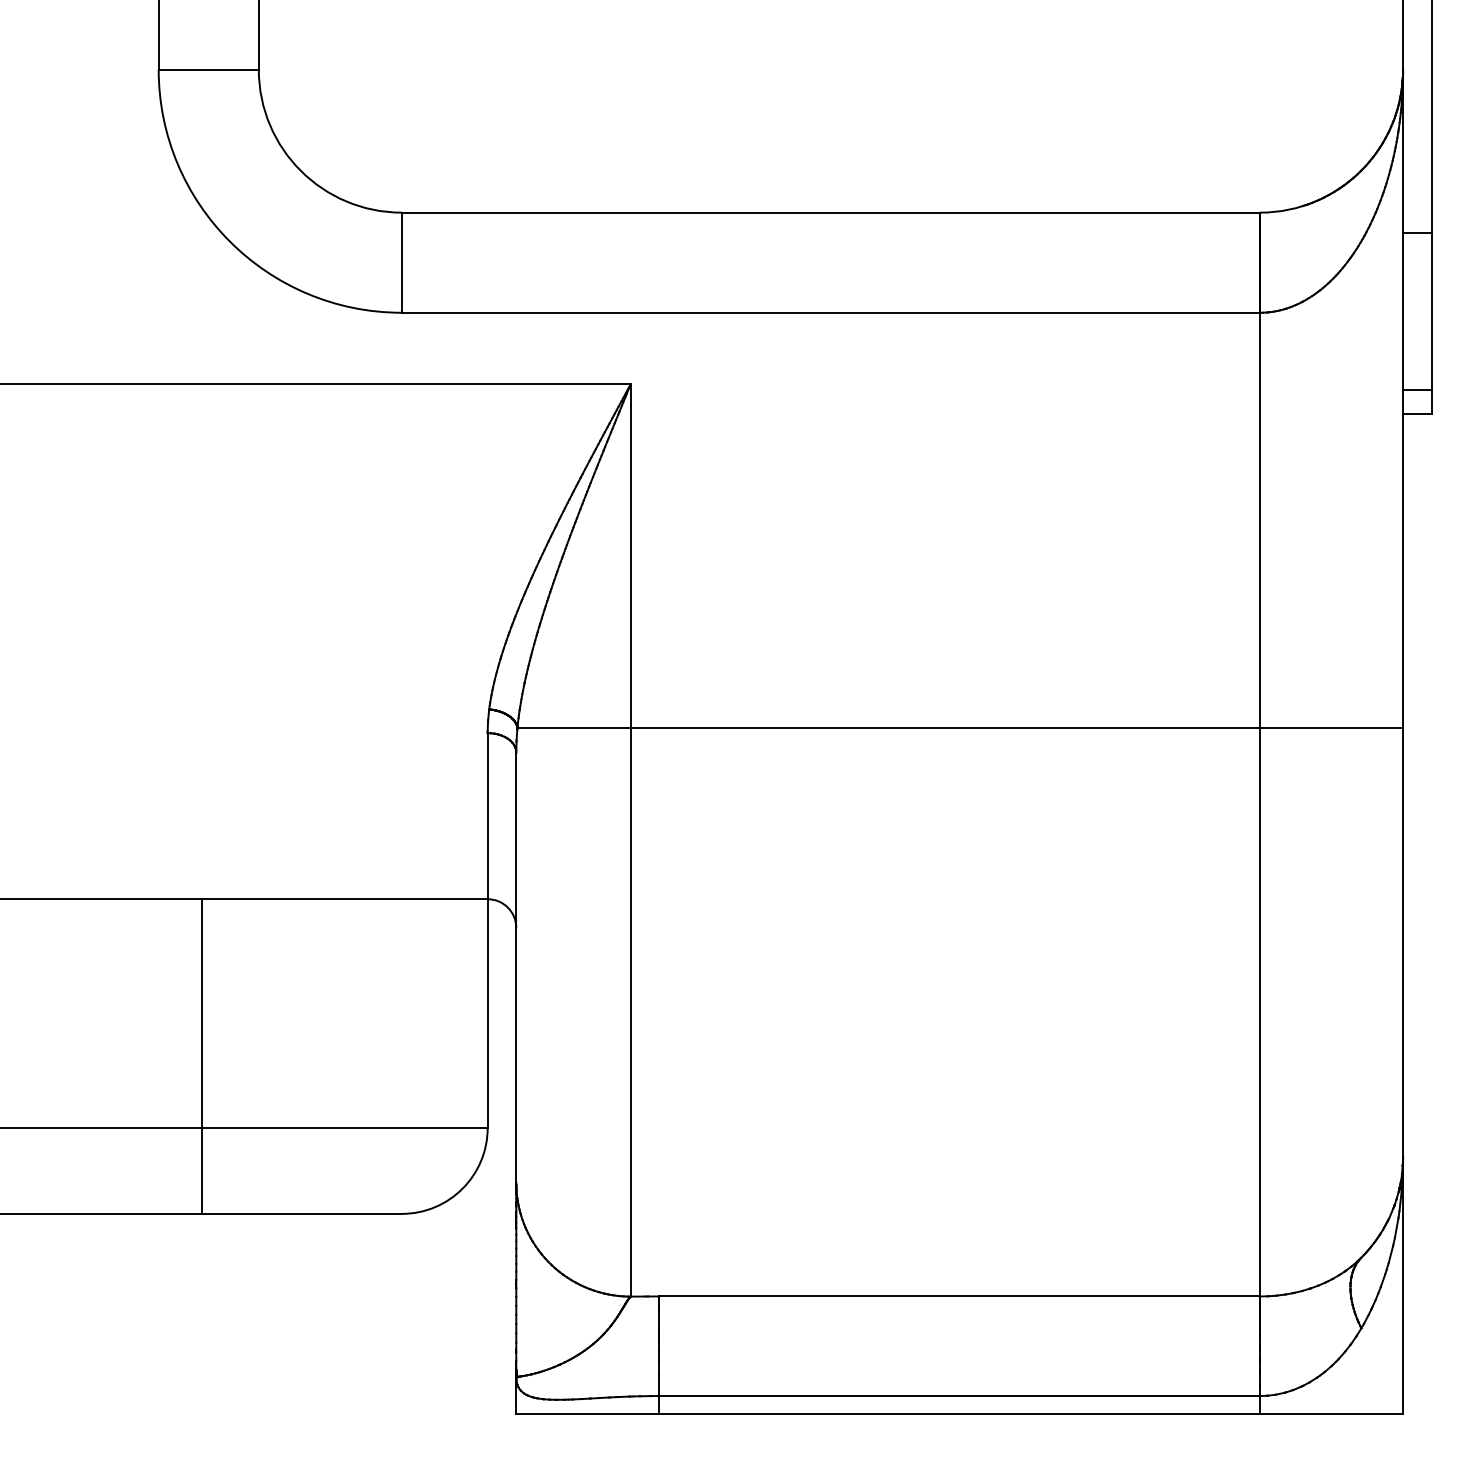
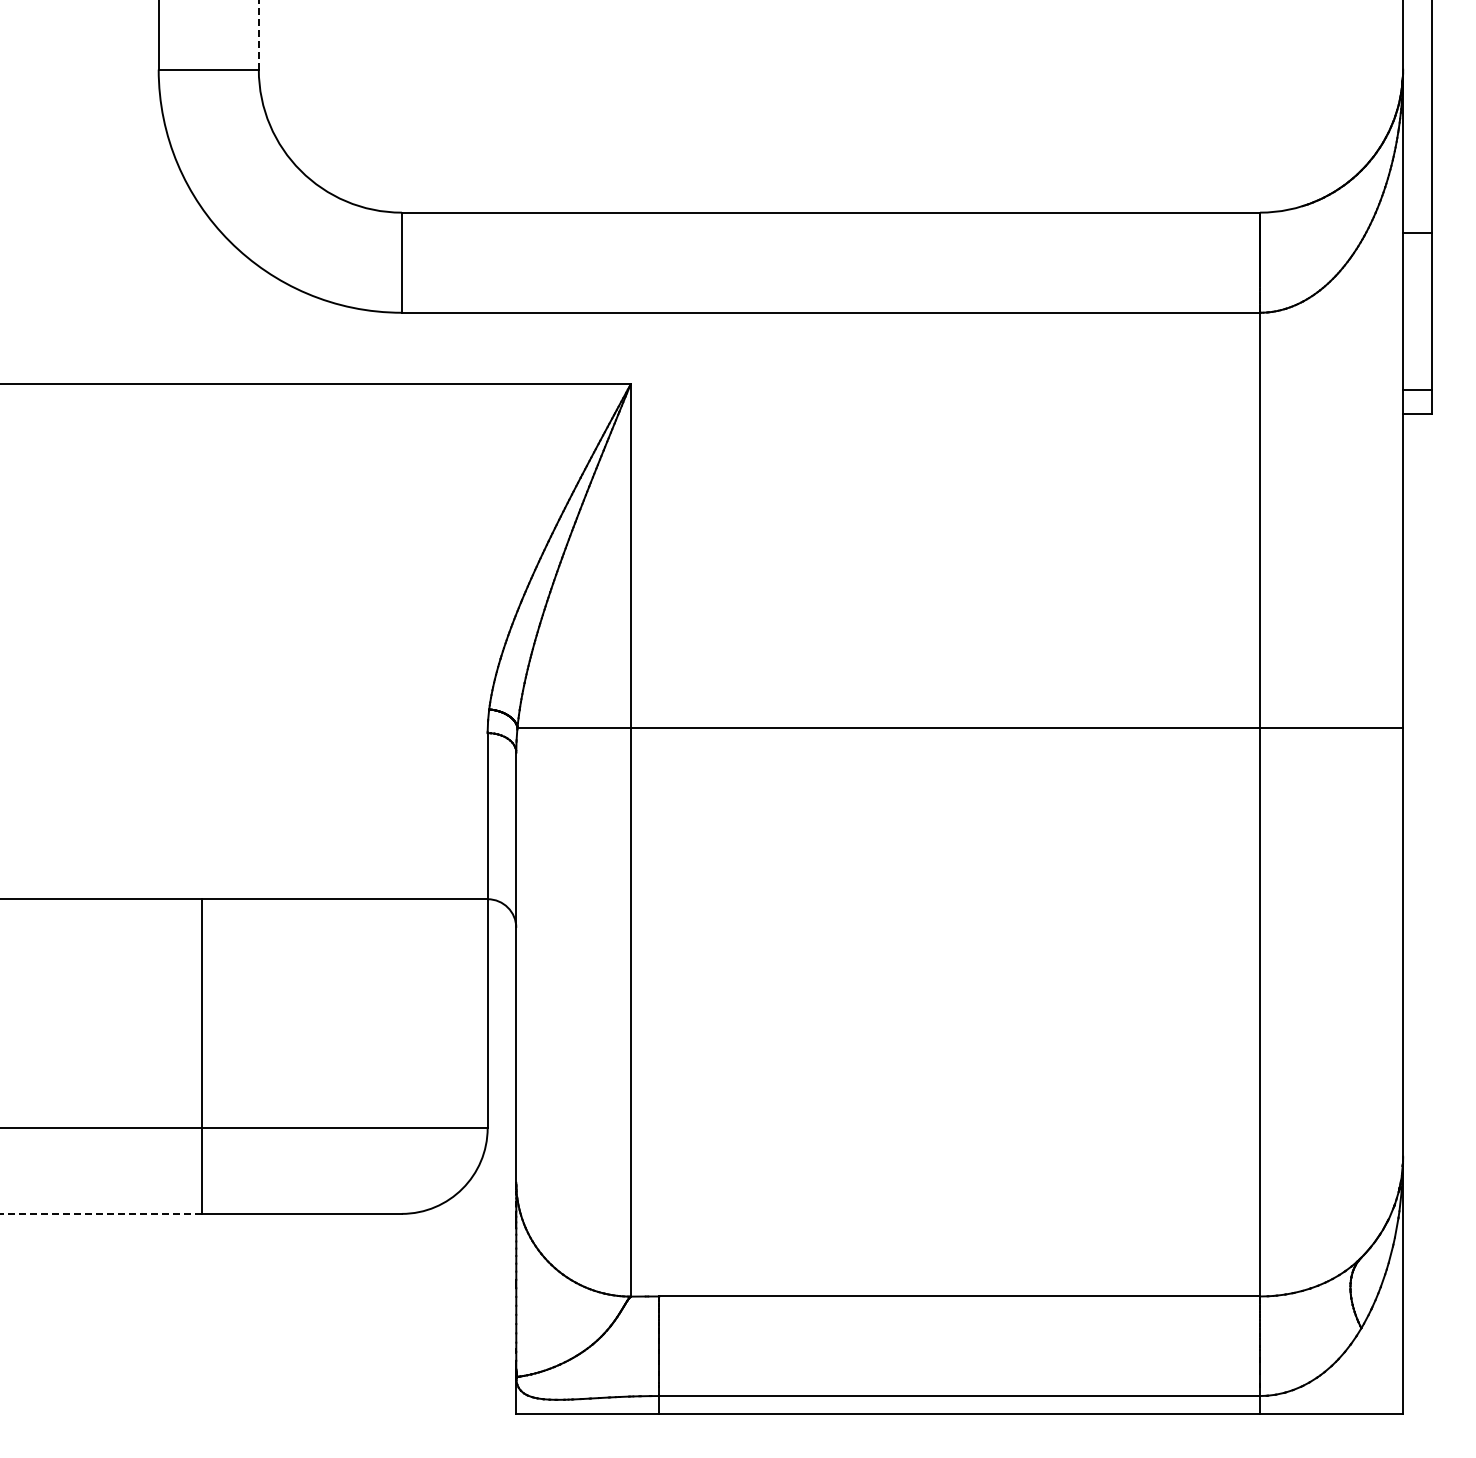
line: solid -> dashed (258, 34)
line: solid -> dashed (100, 1213)
